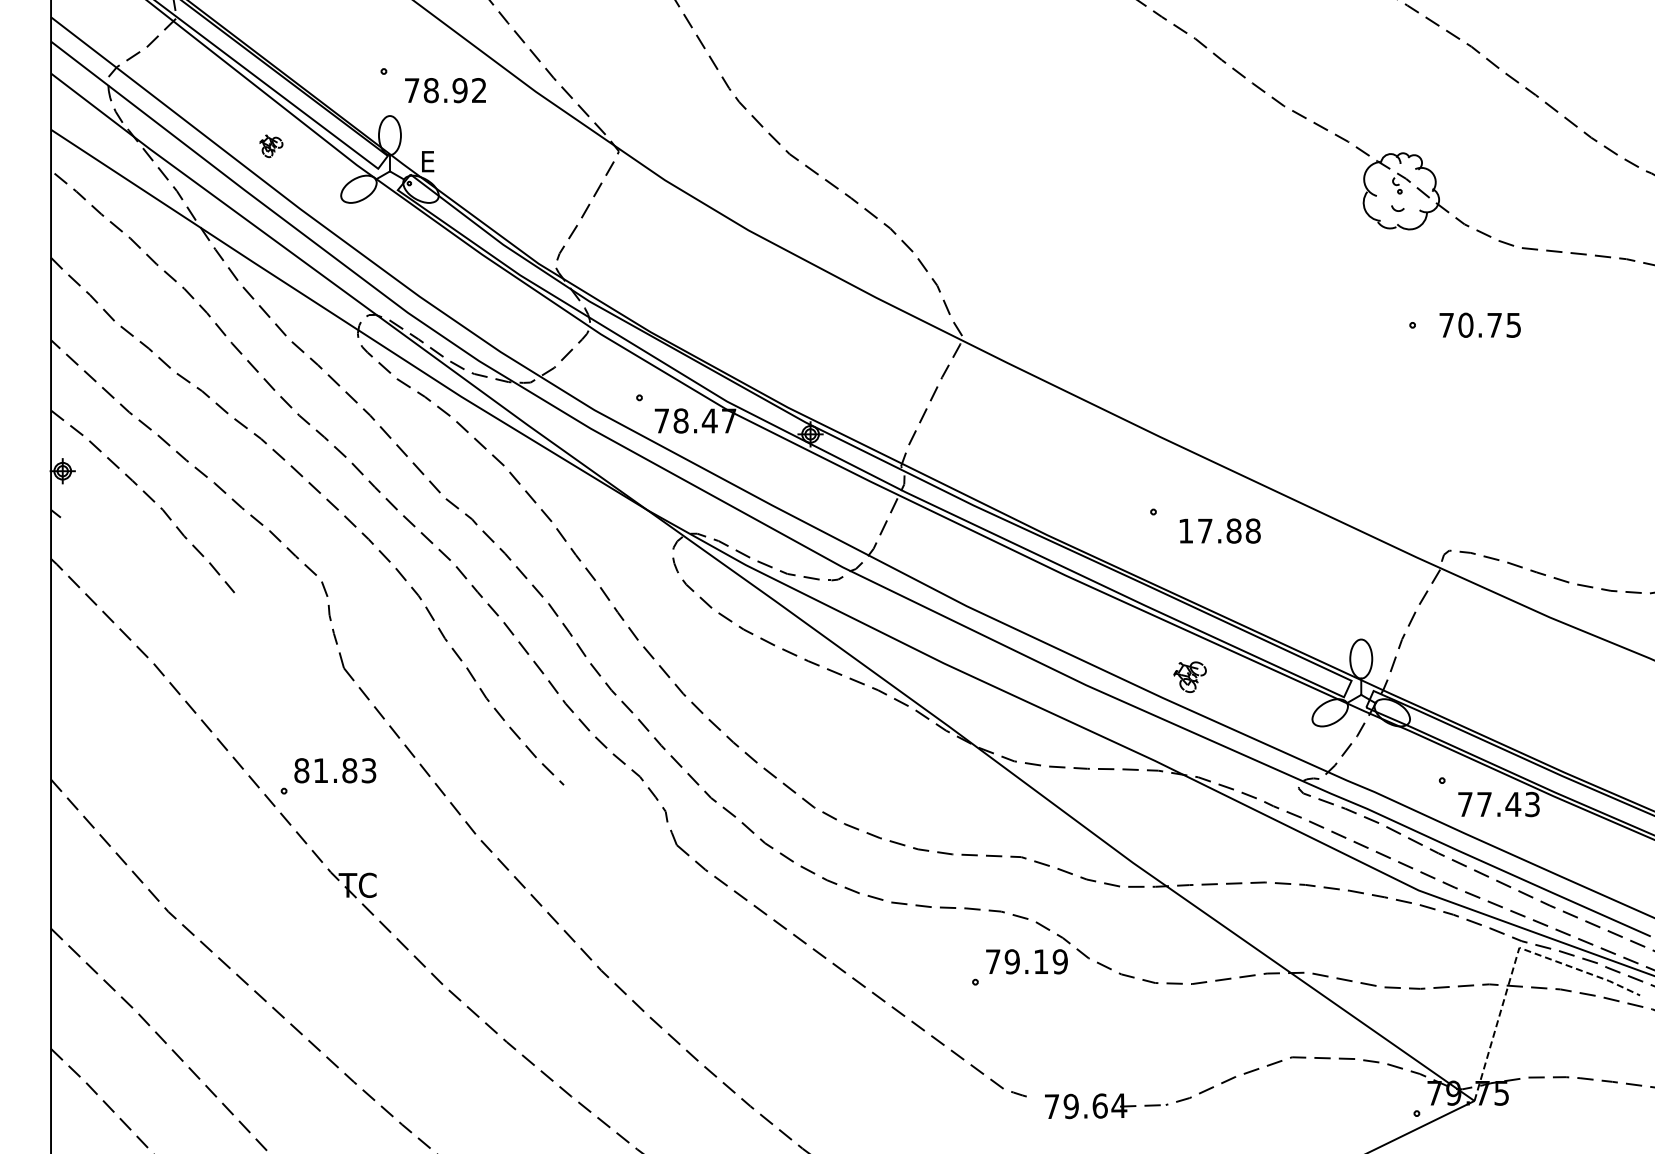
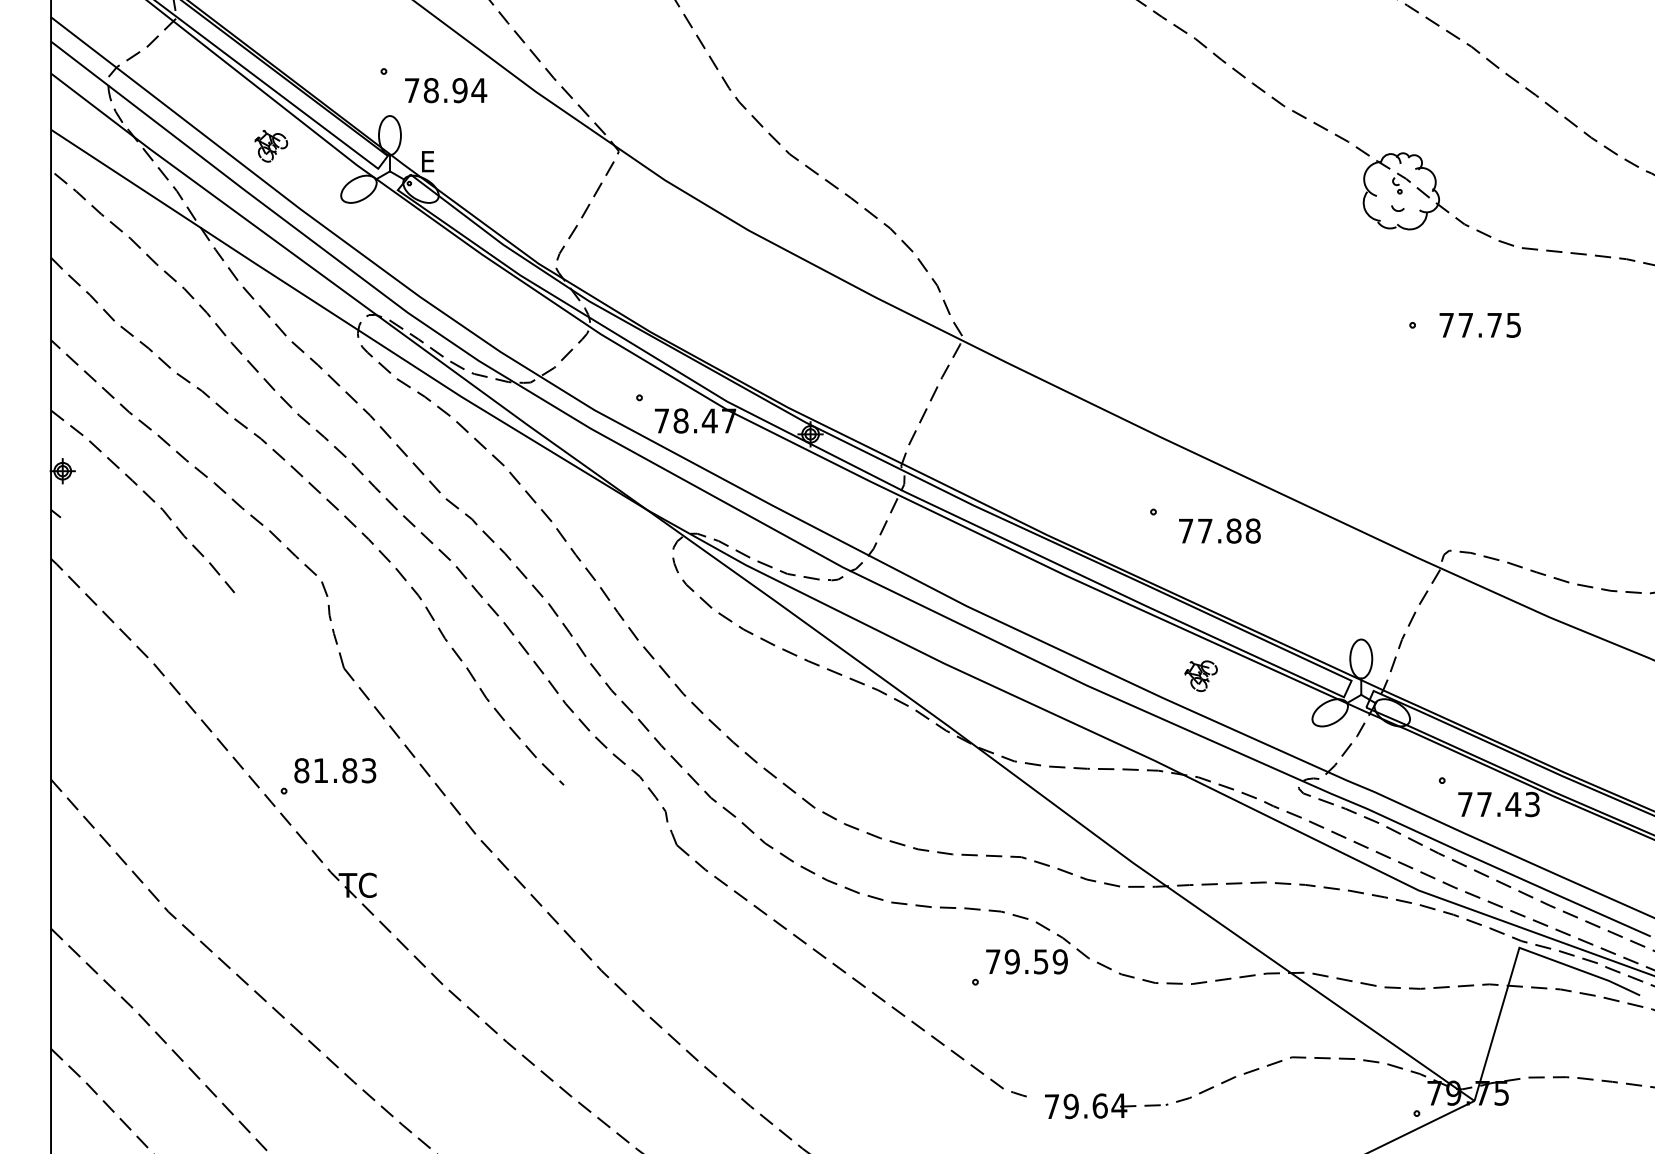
text: 78.92 -> 78.94 (479, 90)
part size: 25x25 px -> 35x33 px (271, 146)
text: 70.75 -> 77.75 (1465, 324)
text: 17.88 -> 77.88 (1186, 530)
part position: (1189, 676) -> (1200, 675) (1200, 675)
line: dashed -> solid (1515, 960)
text: 79.19 -> 79.59 (1041, 961)
